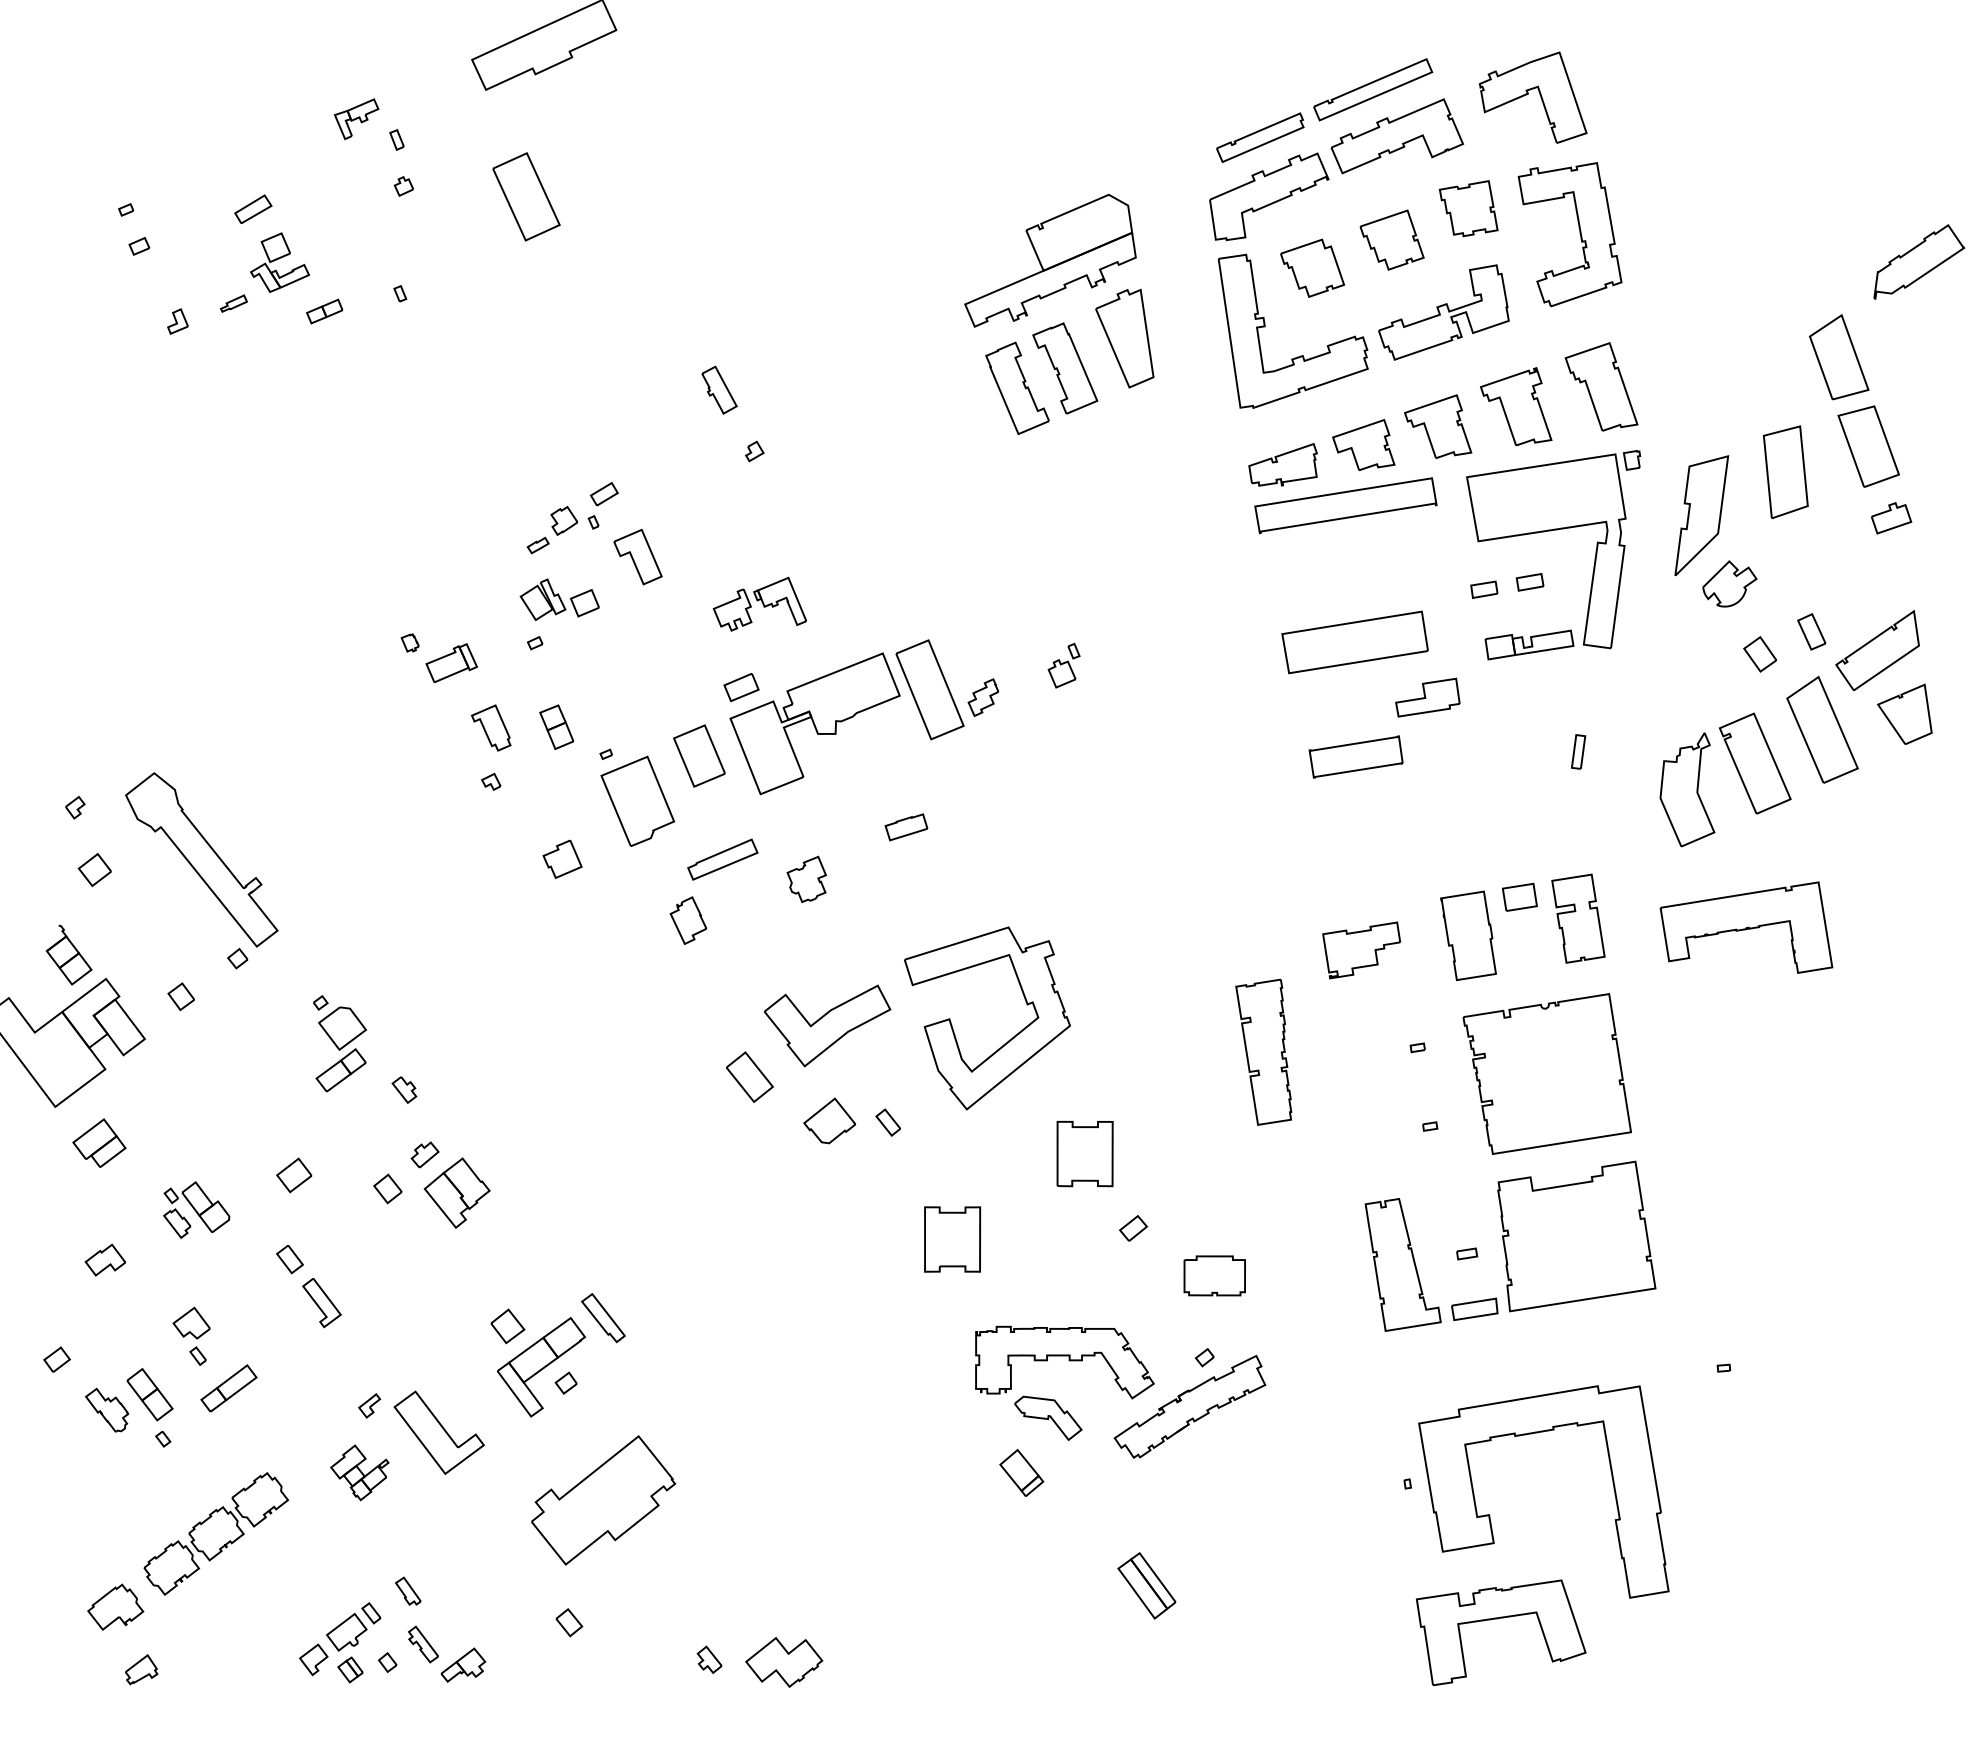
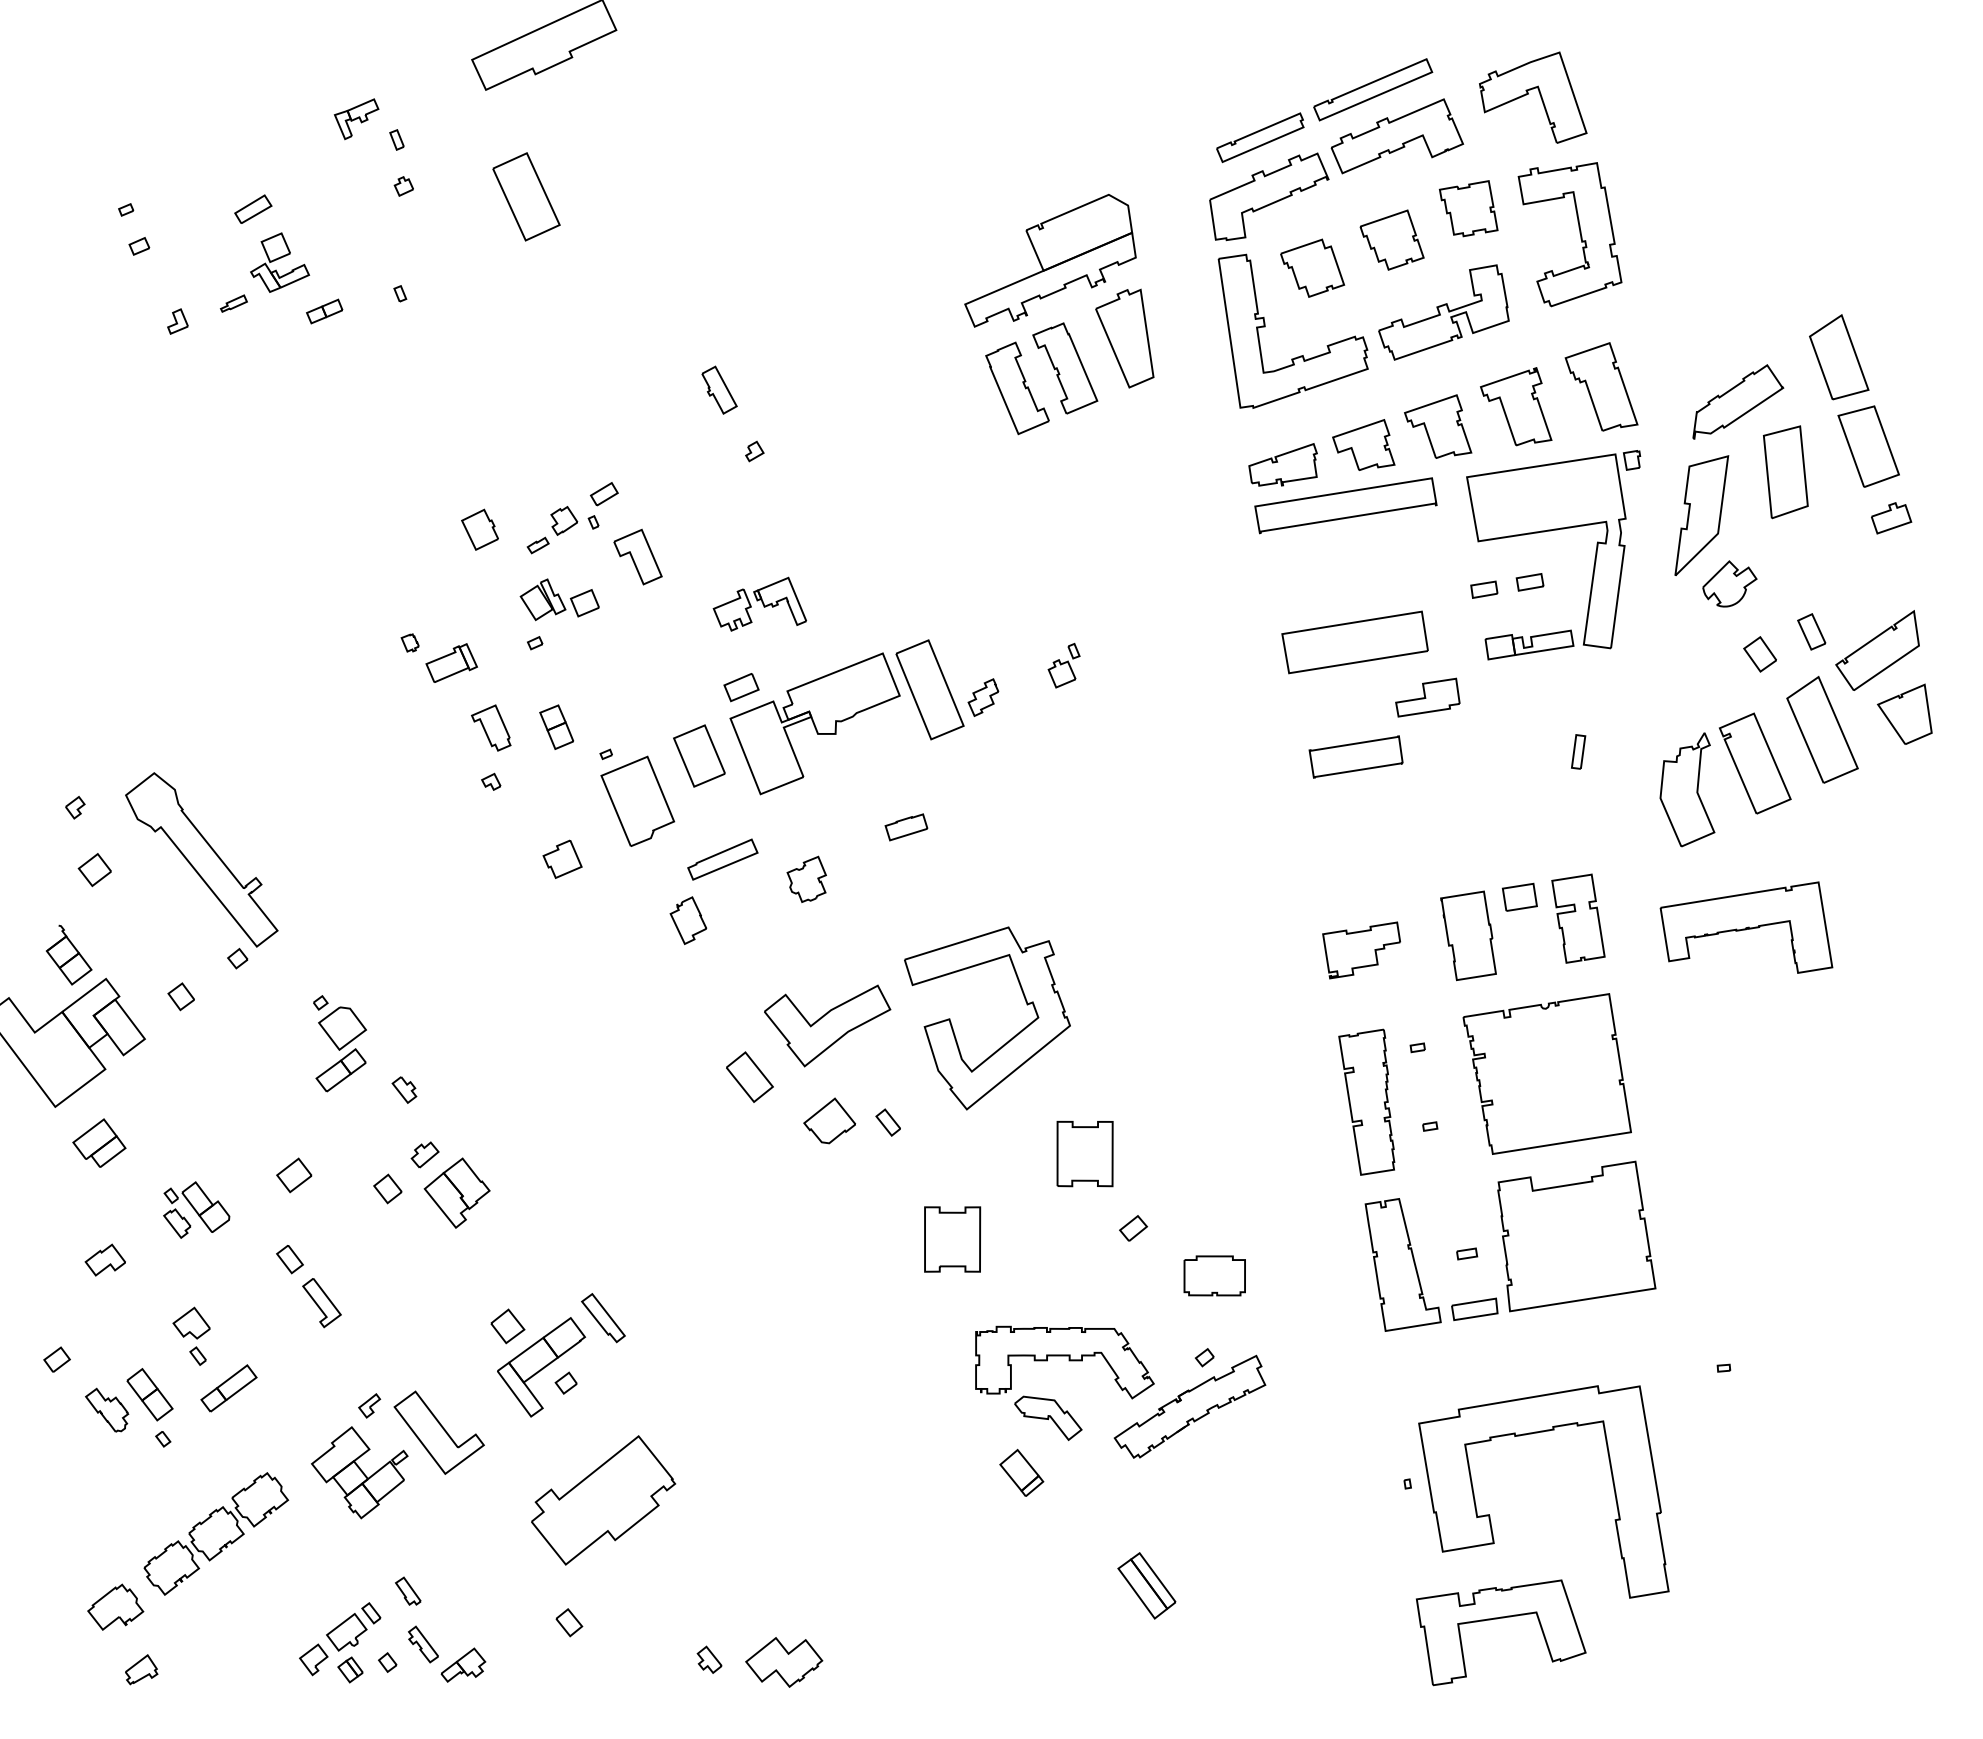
part position: (1919, 261) -> (1738, 401) (1738, 401)
part: none -> present (479, 529)
part position: (1263, 1051) -> (1366, 1101) (1366, 1101)
part size: 60x58 px -> 98x94 px (359, 1472)
